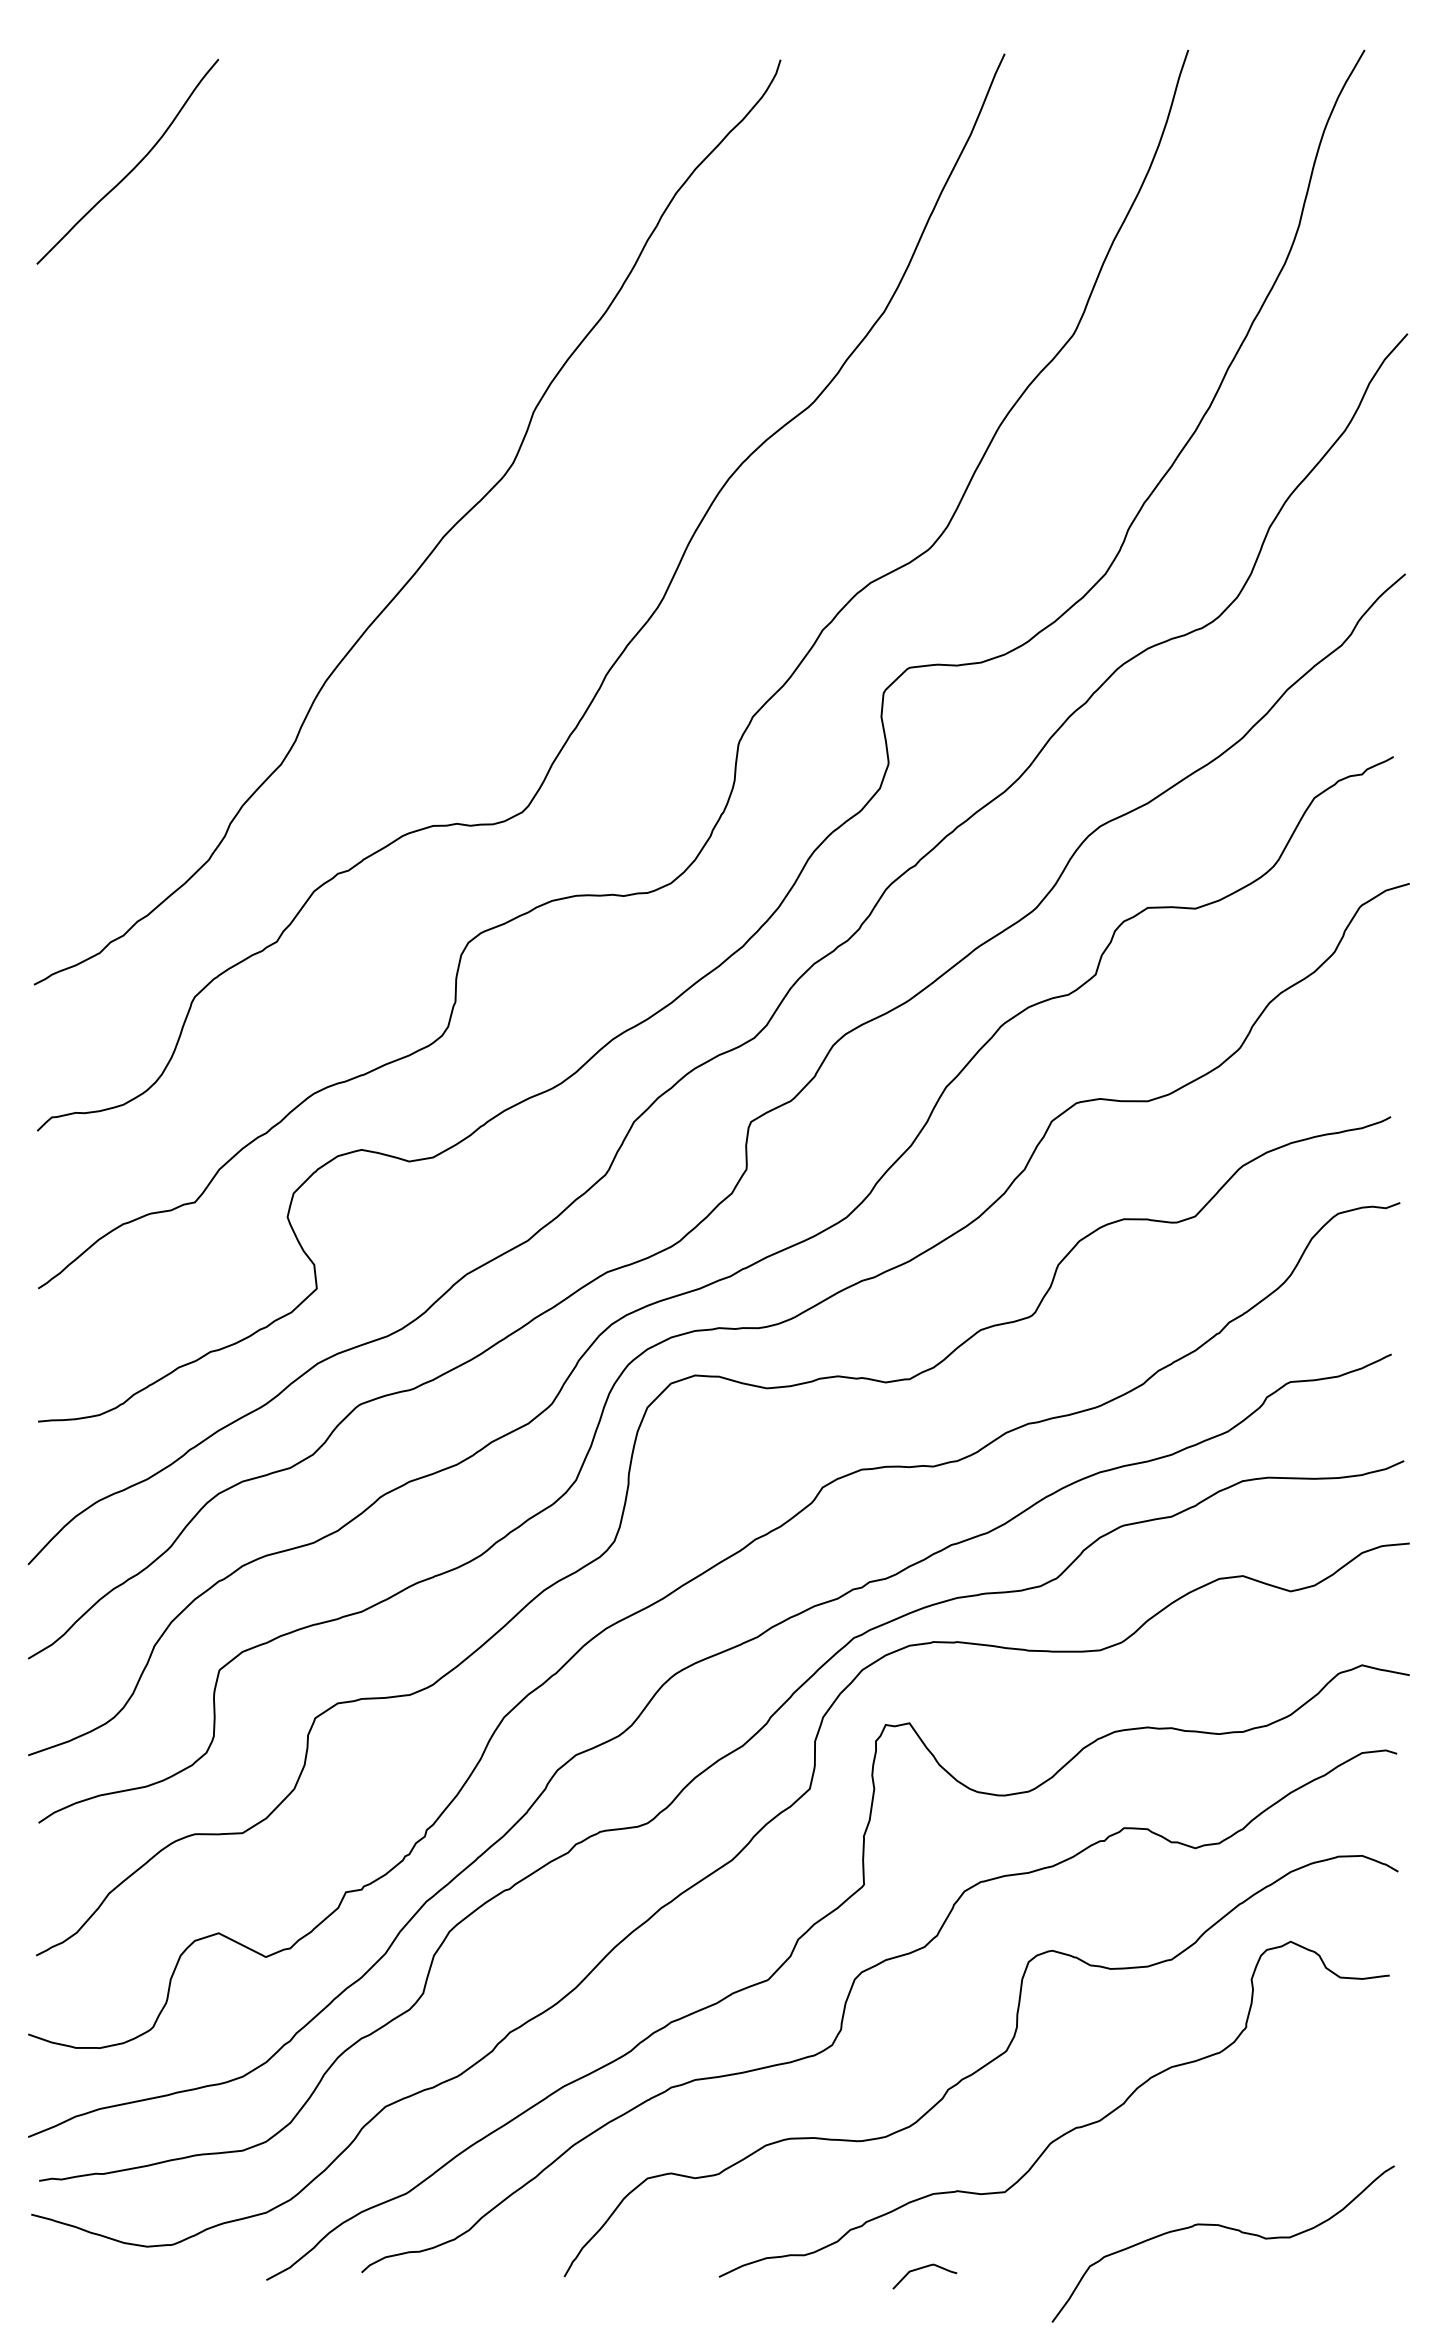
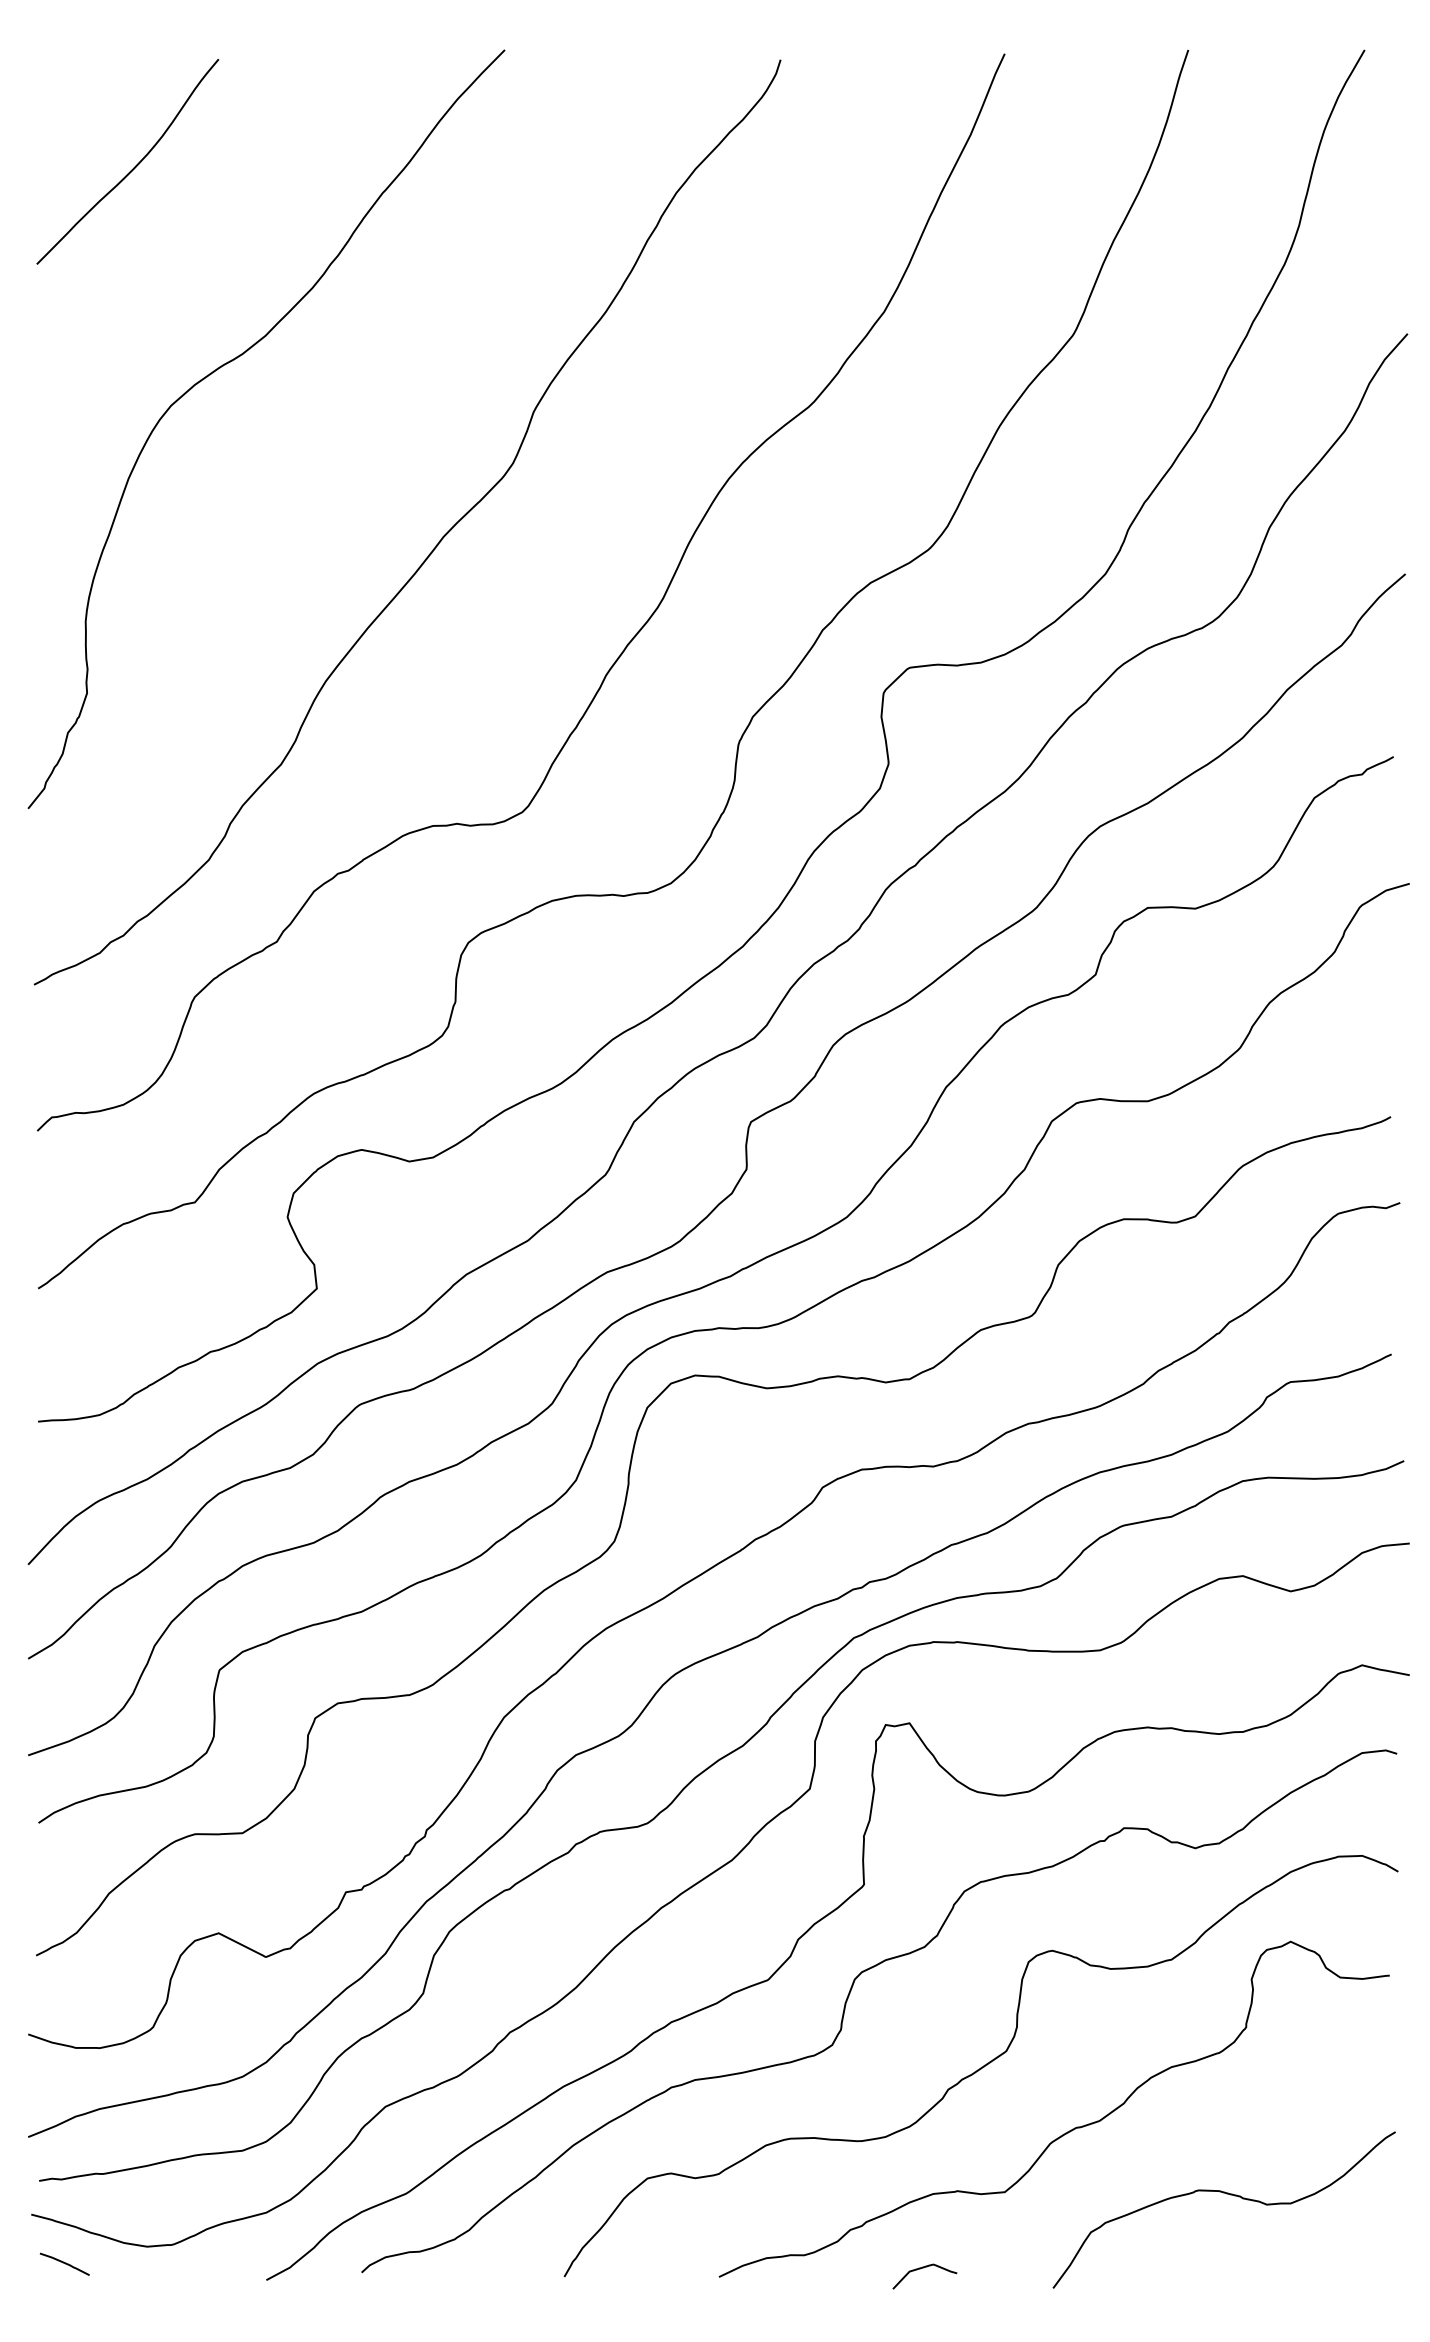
curve: none -> present (232, 361)
curve position: (1225, 2228) -> (1226, 2194) (1226, 2194)
curve: none -> present (64, 2263)
